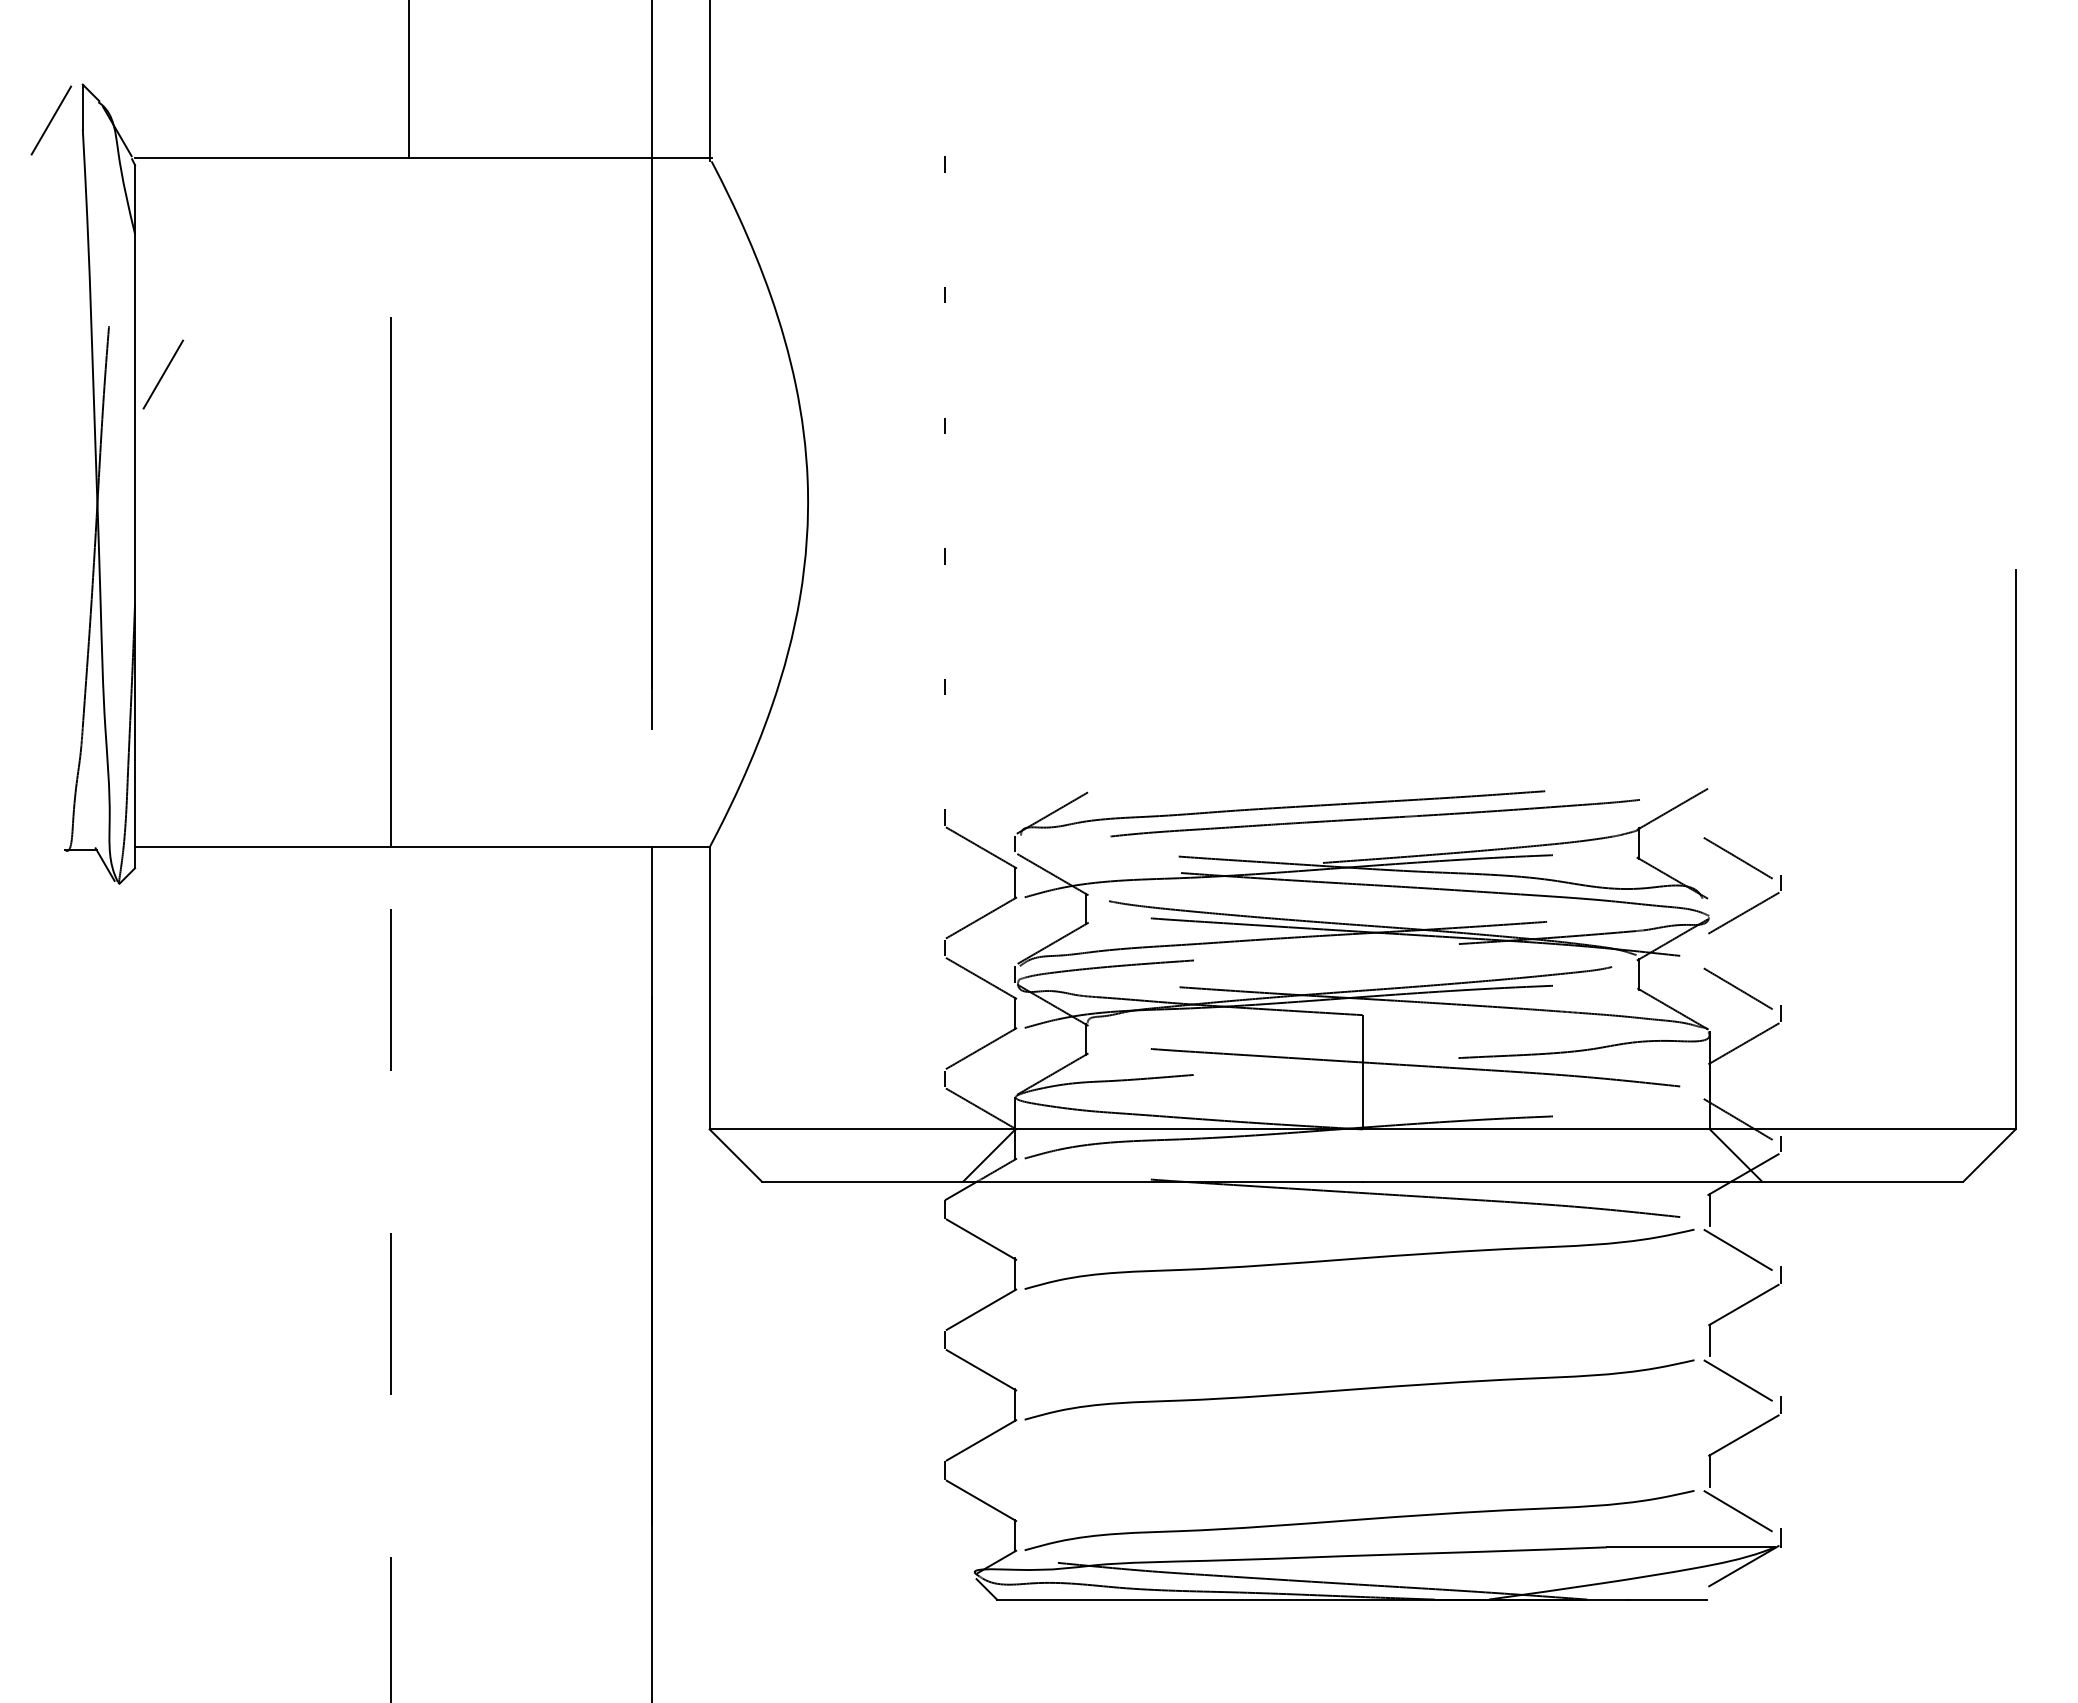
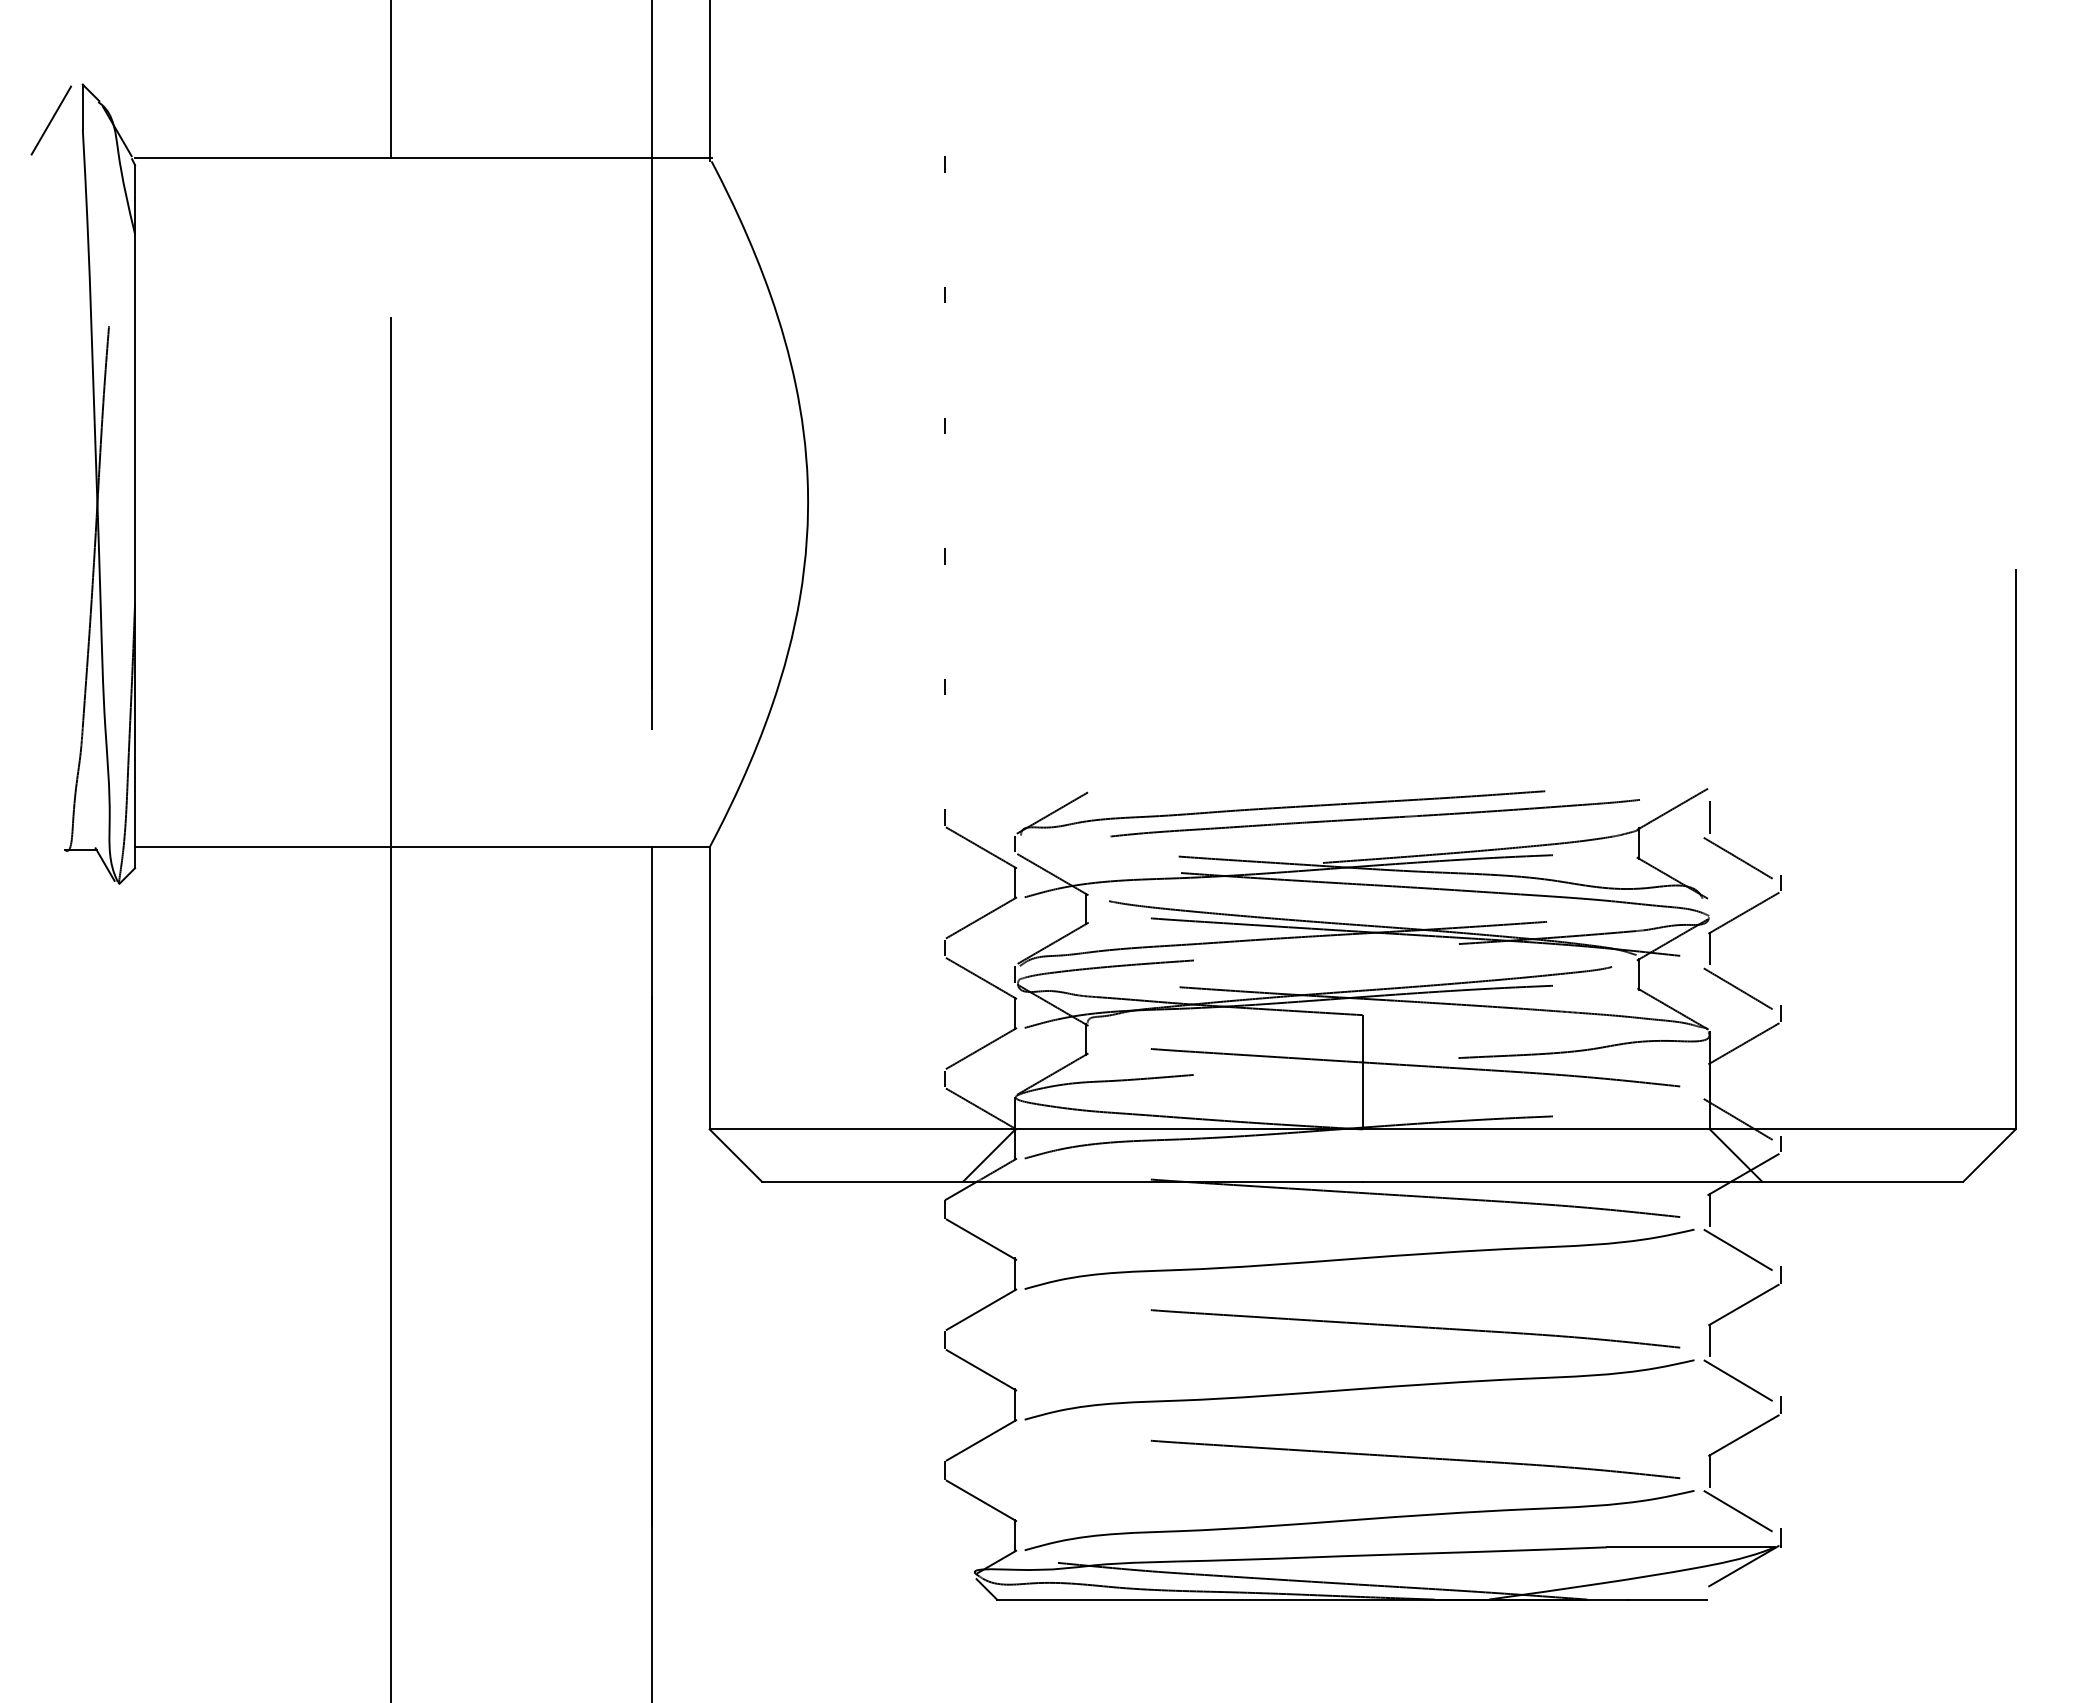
line position: (409, 79) -> (391, 79) (391, 79)
line: present -> none (163, 374)
line: none -> present (1709, 817)
line: none -> present (1709, 947)
line: dashed -> solid (391, 1275)
curve: none -> present (1415, 1327)
curve: none -> present (1415, 1458)
